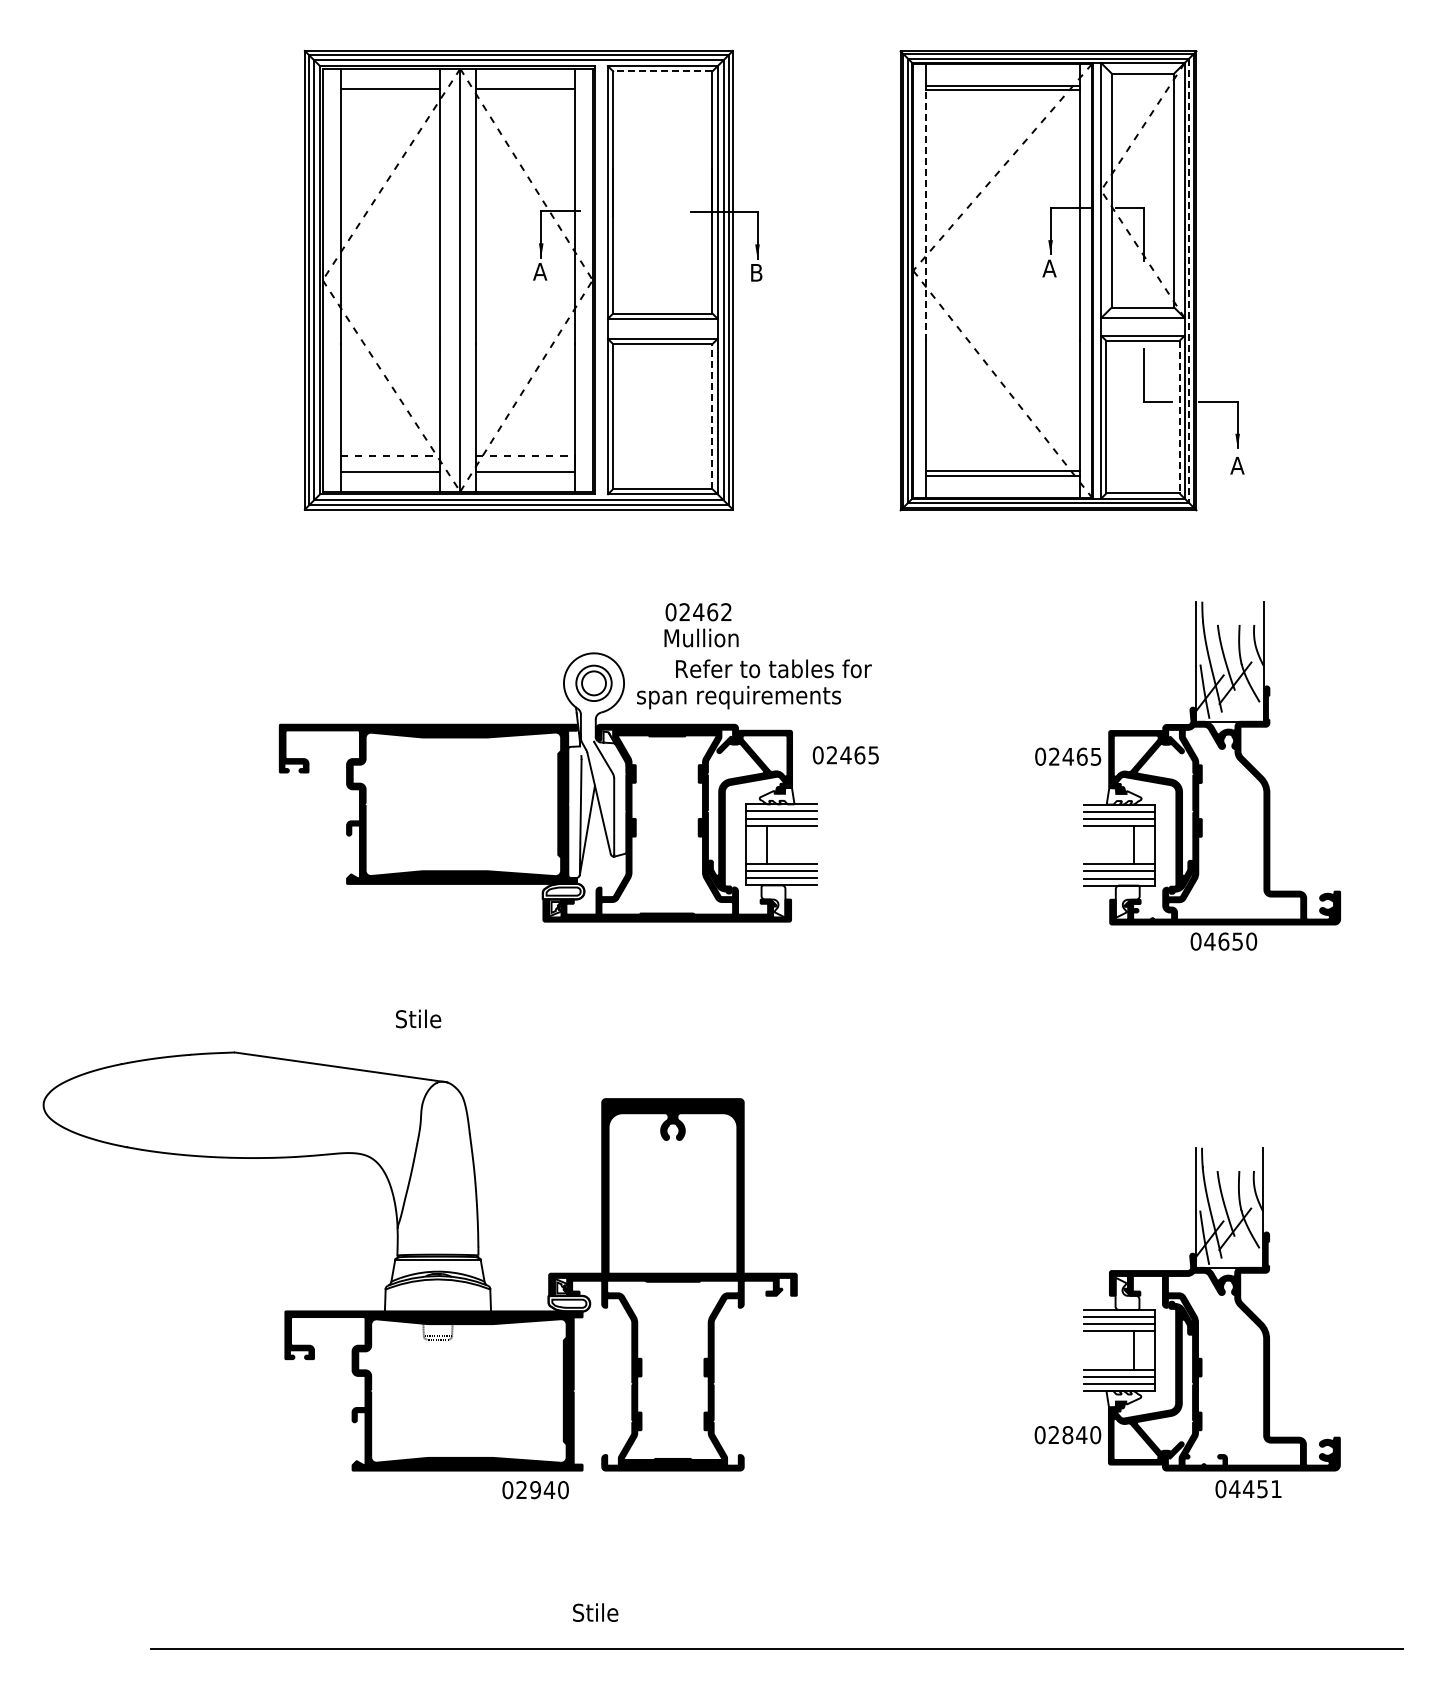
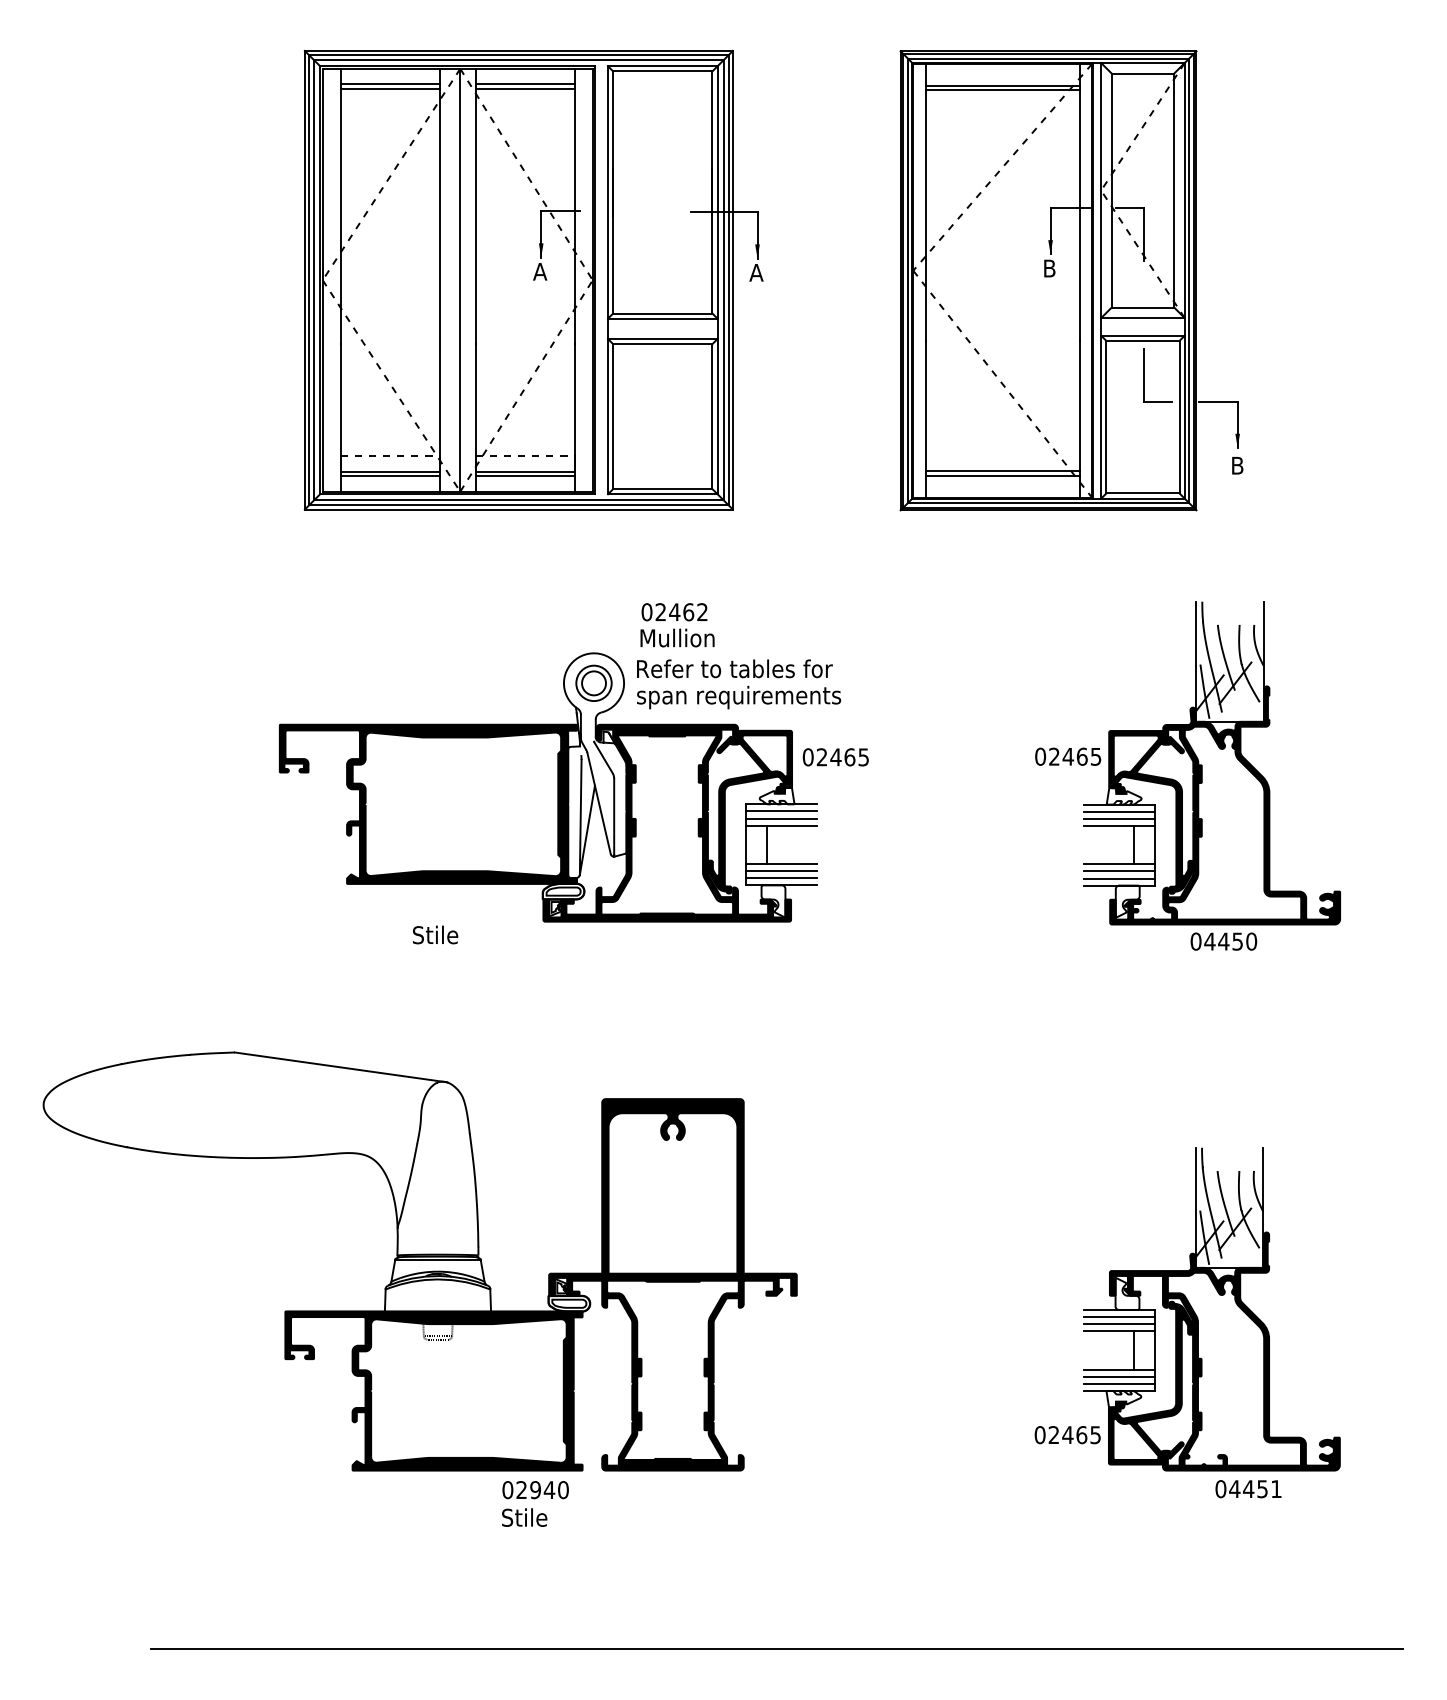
line: dashed -> solid (662, 71)
line: none -> present (389, 84)
line: none -> present (524, 84)
line: dashed -> solid (925, 215)
text: A -> B (1049, 268)
text: B -> A (756, 272)
line: dashed -> solid (1189, 281)
line: dashed -> solid (712, 416)
line: dashed -> solid (1179, 417)
text: A -> B (1237, 465)
line: none -> present (389, 476)
line: none -> present (524, 476)
text position: (701, 625) -> (677, 625) (677, 625)
text position: (773, 668) -> (734, 668) (734, 668)
text position: (845, 755) -> (835, 757) (835, 757)
text: 04650 -> 04450 (1223, 941)
text position: (418, 1018) -> (435, 934) (435, 934)
text: 02840 -> 02465 (1081, 1435)
text position: (595, 1612) -> (524, 1517) (524, 1517)
